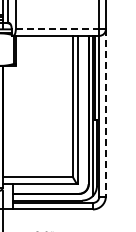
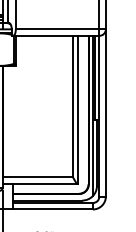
line: dashed -> solid (57, 29)
line: dashed -> solid (105, 112)
